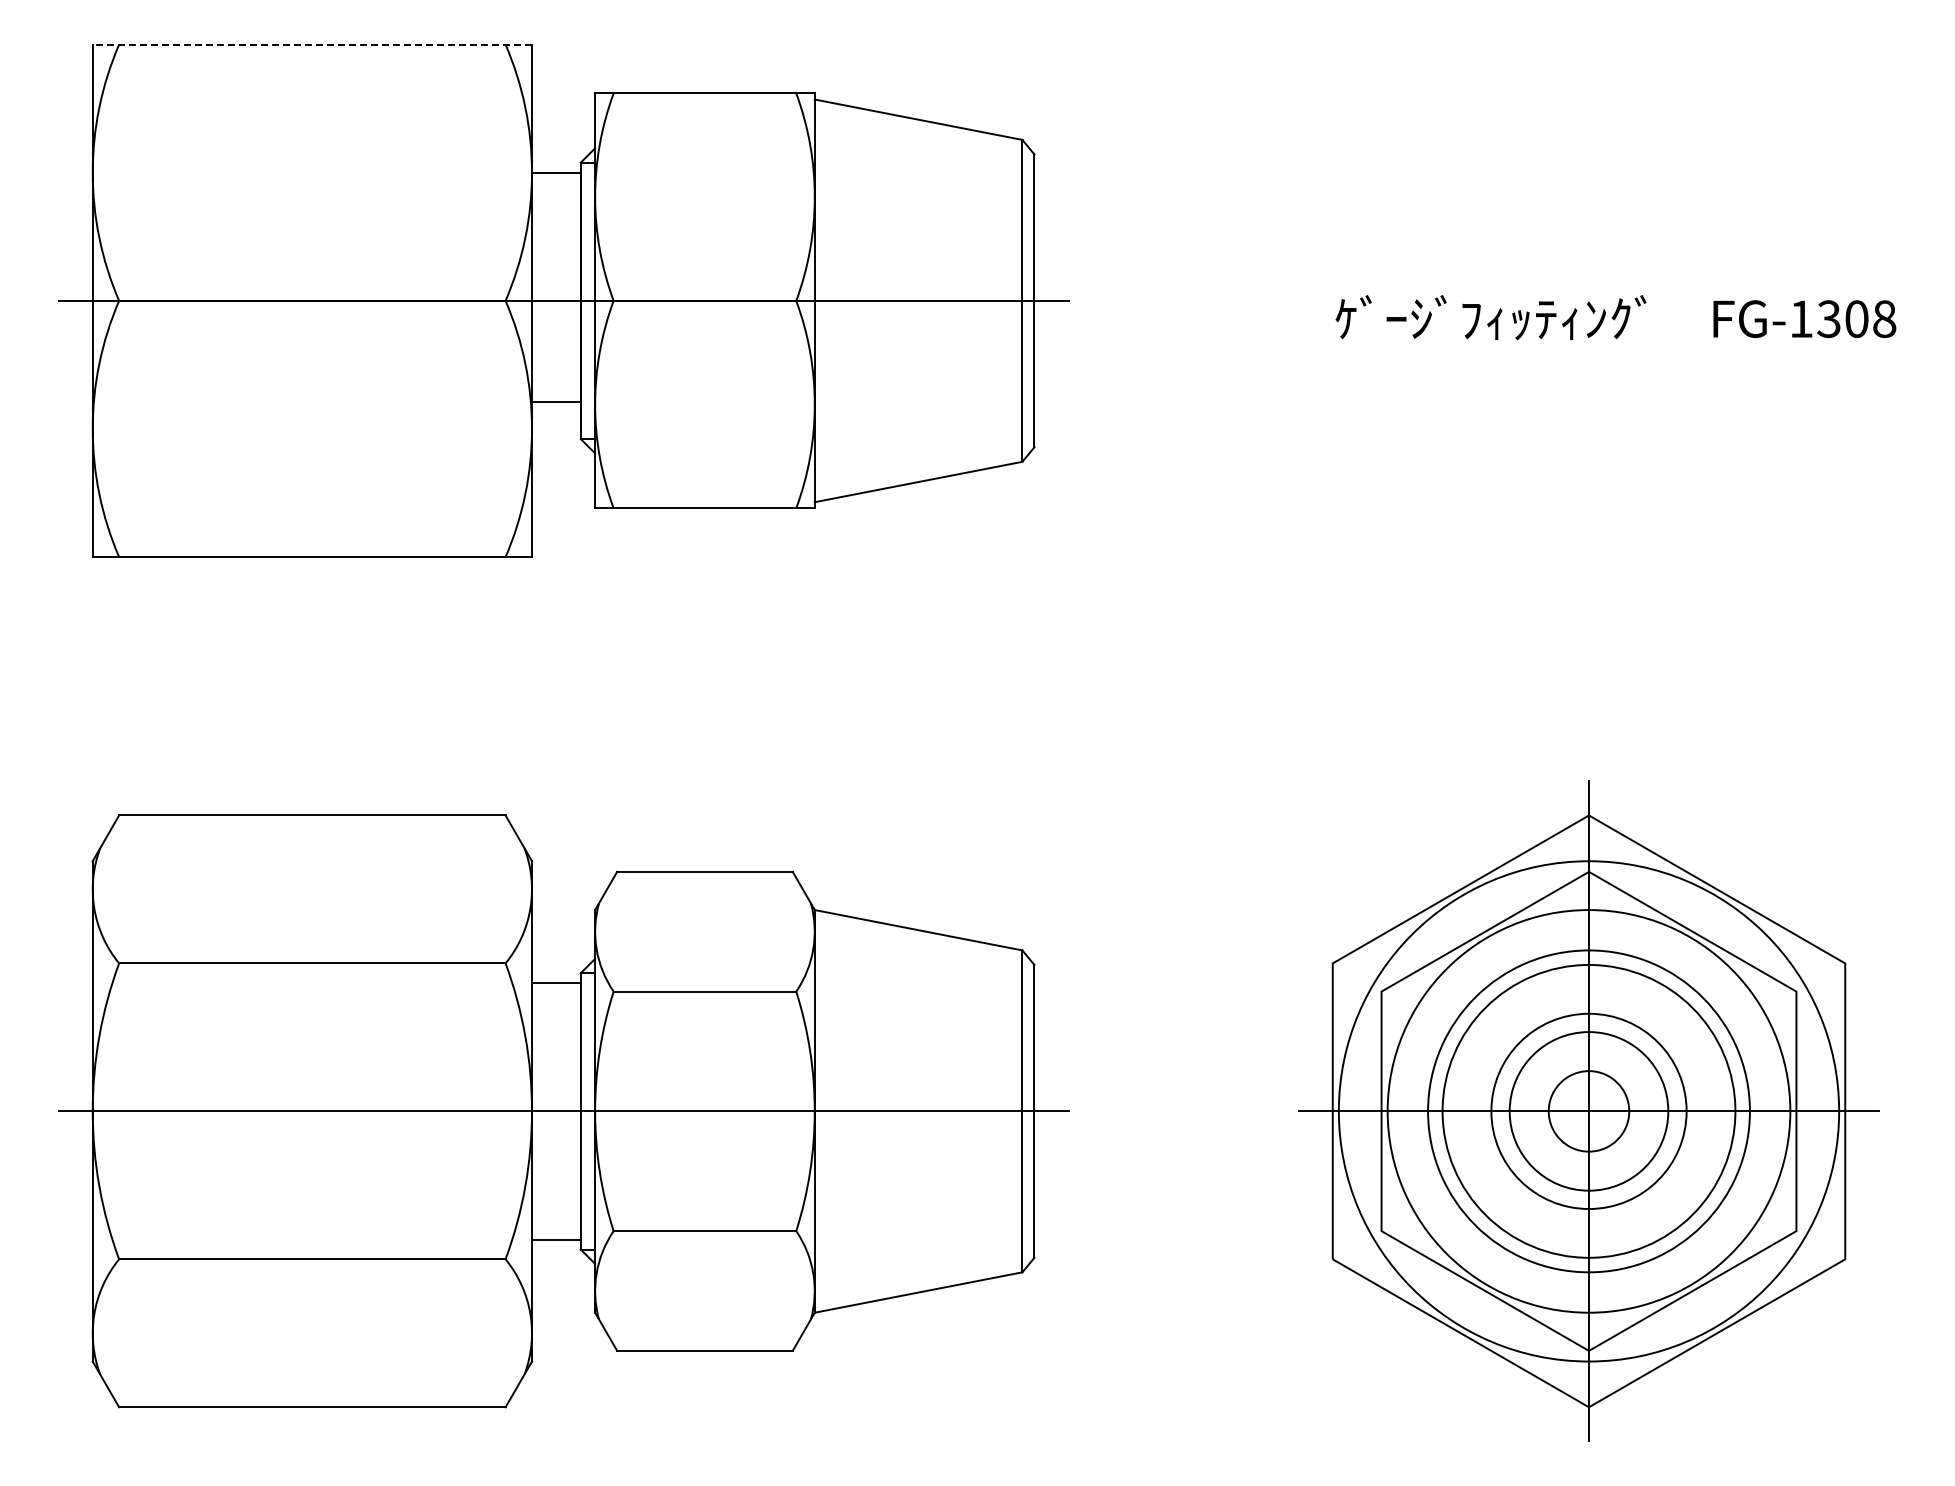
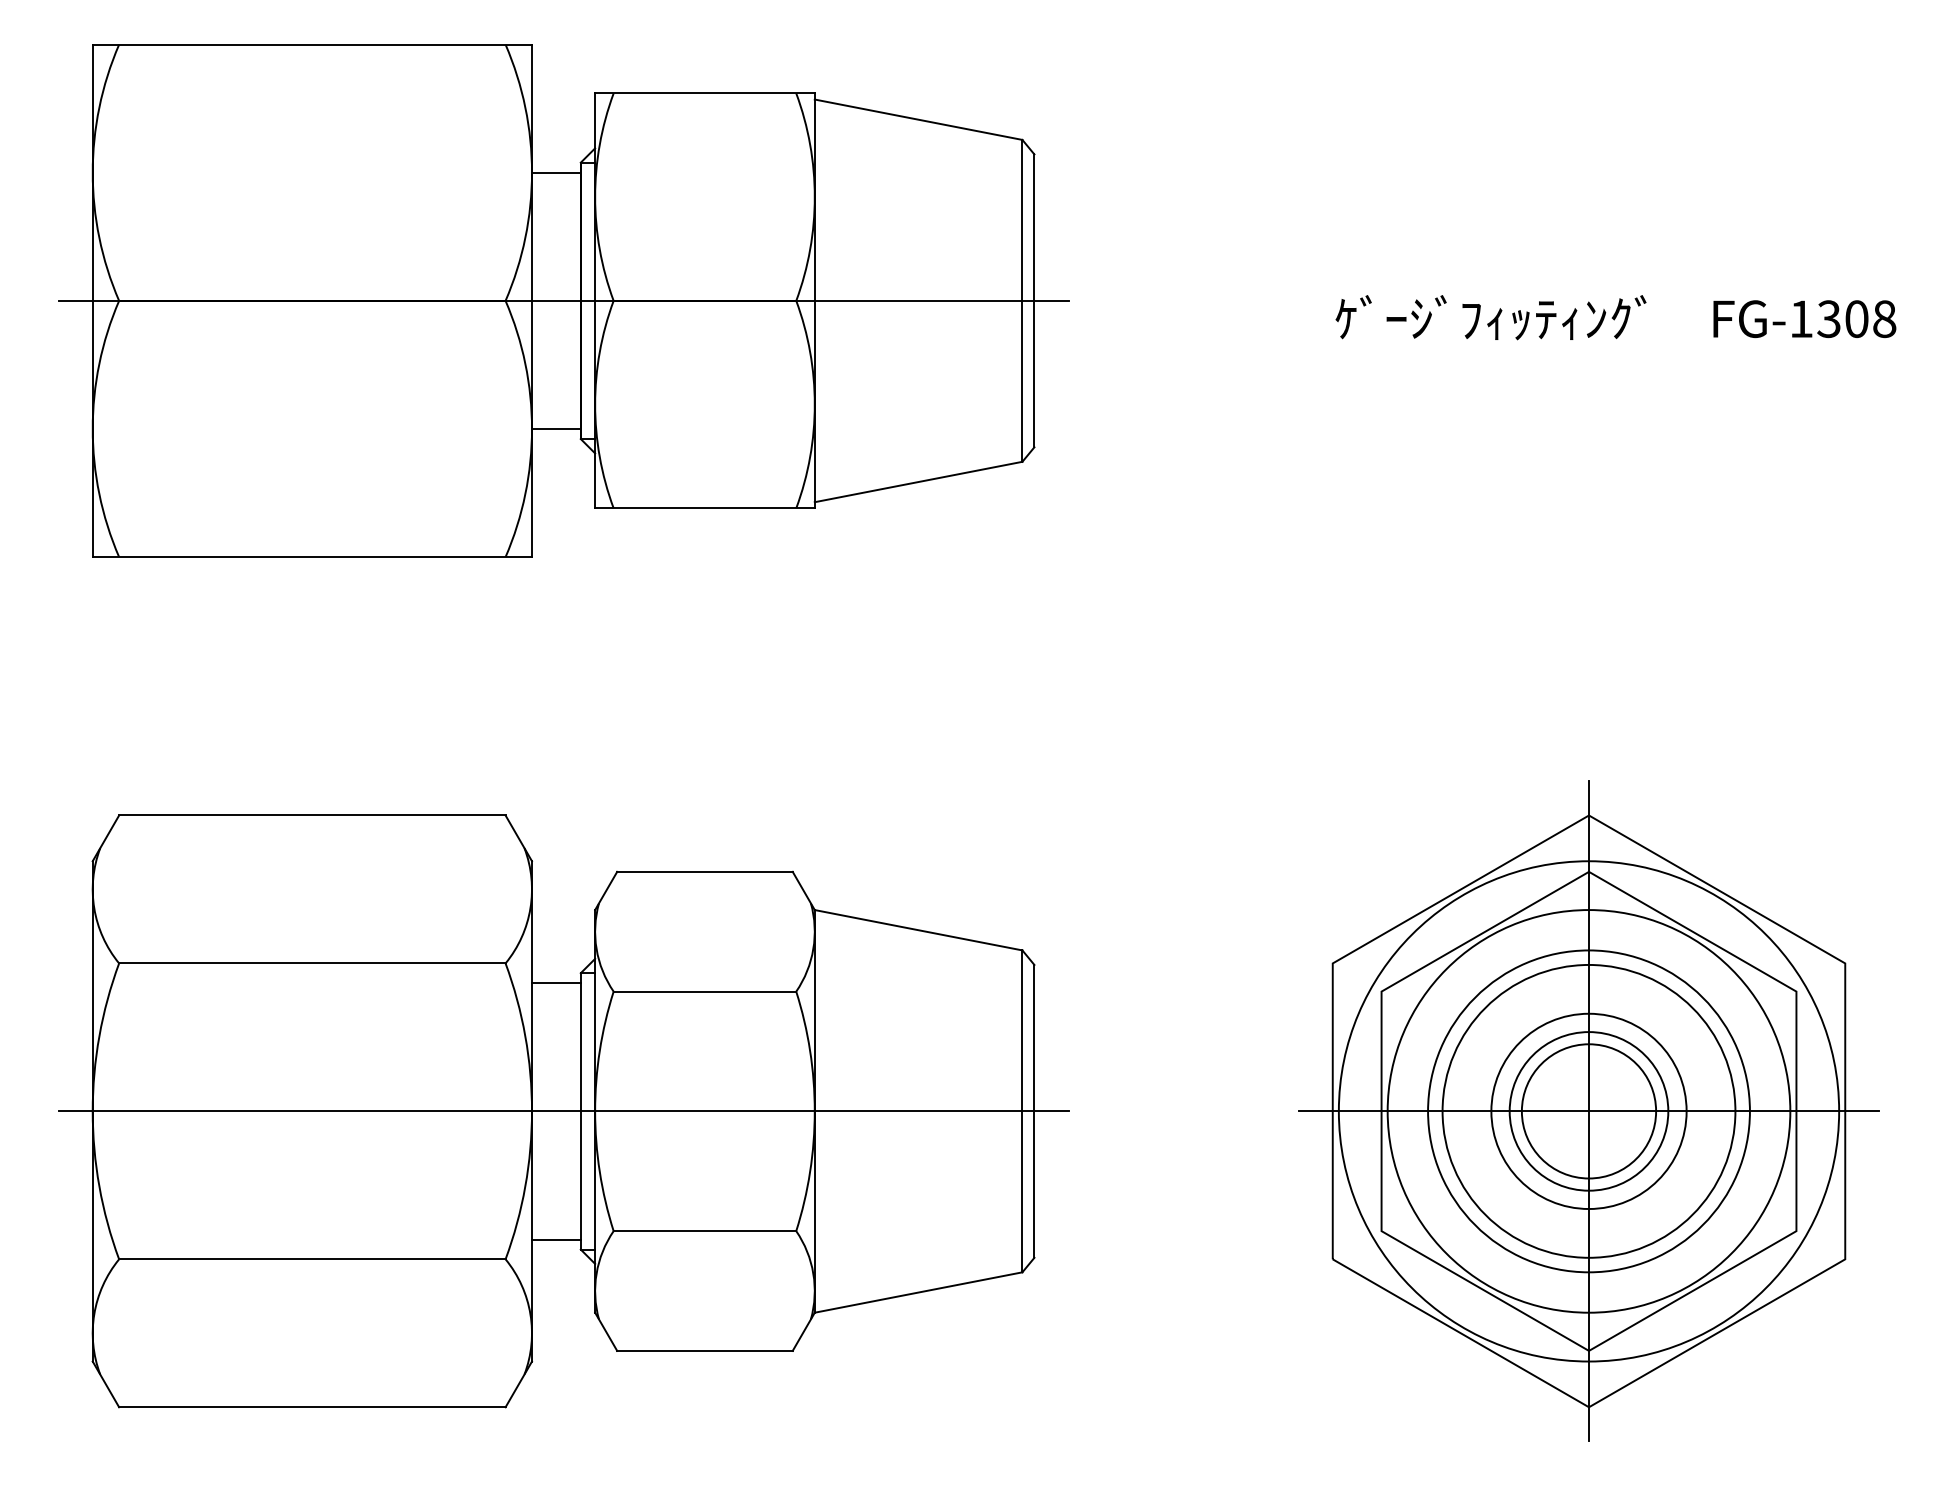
line: dashed -> solid (312, 44)
line position: (556, 402) -> (556, 429) (556, 429)
circle diameter: 81 px -> 134 px (1588, 1111)
